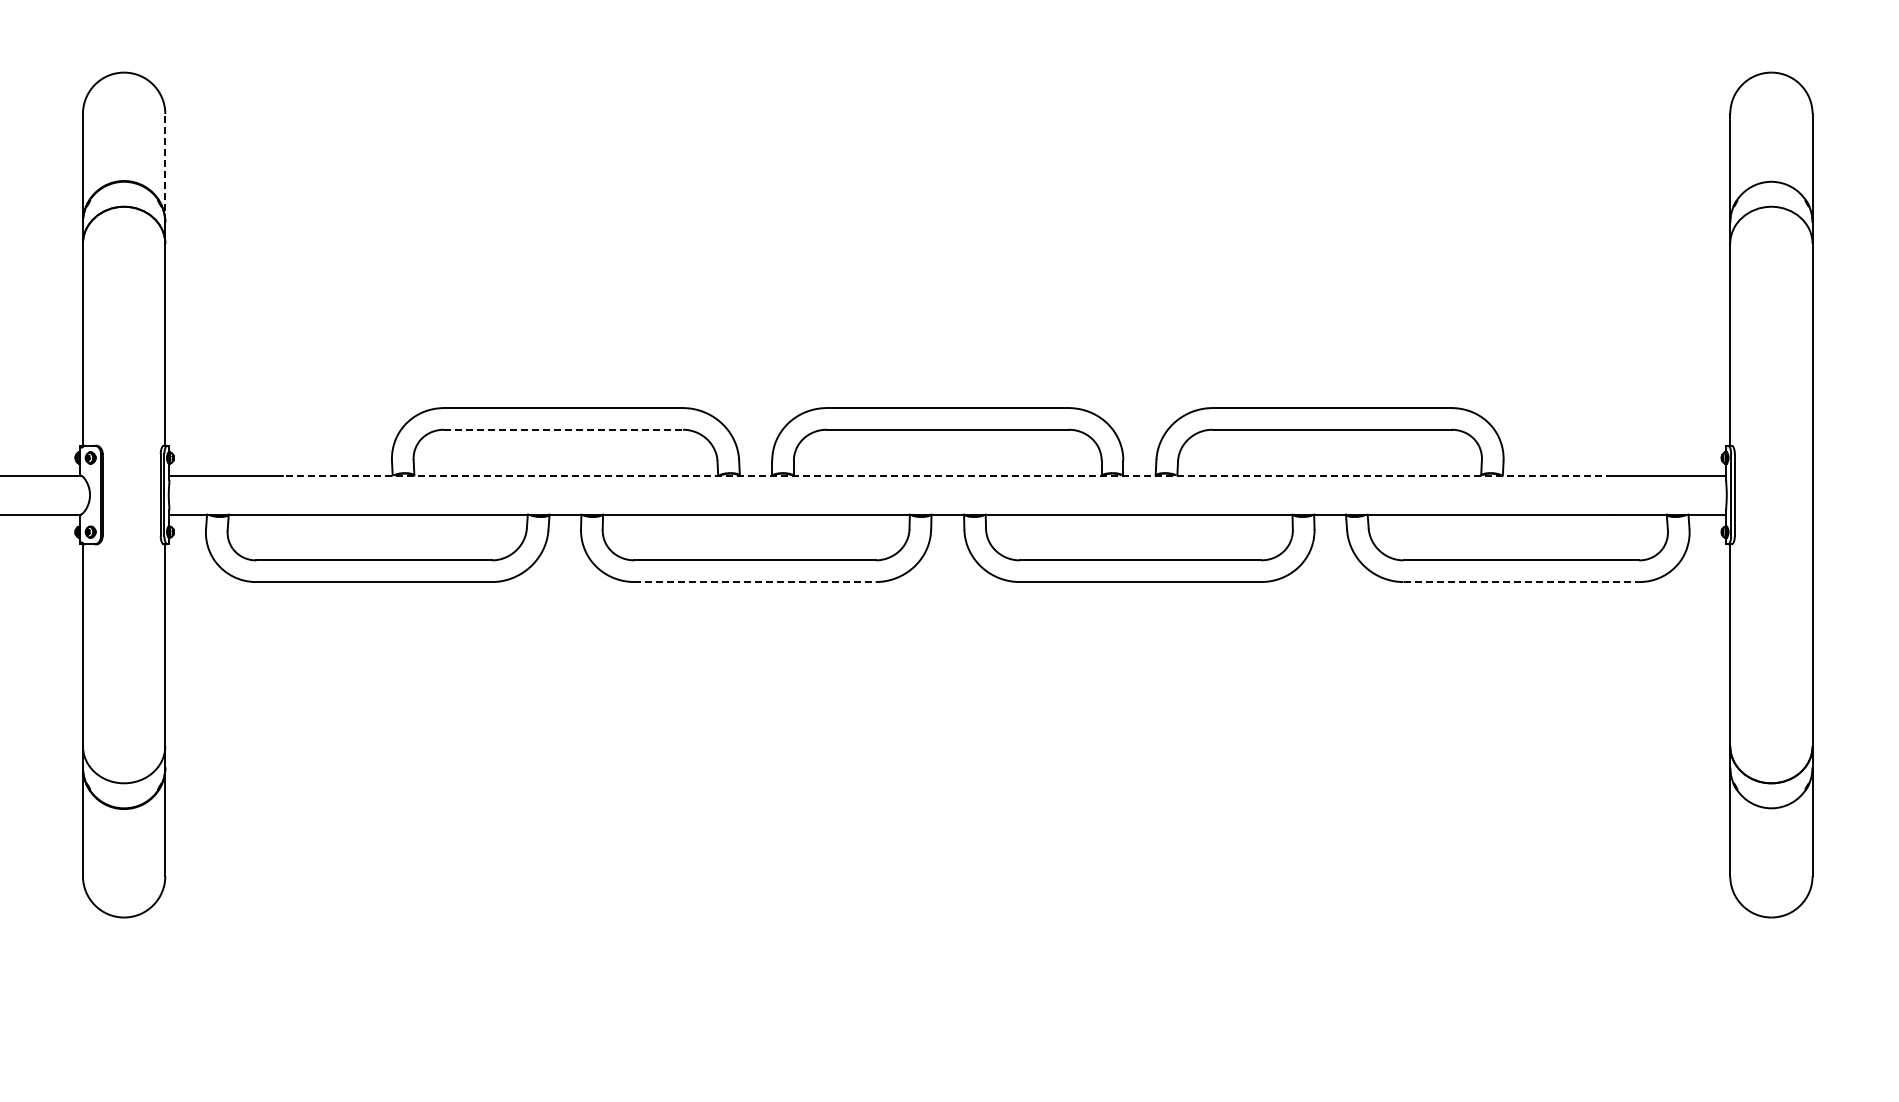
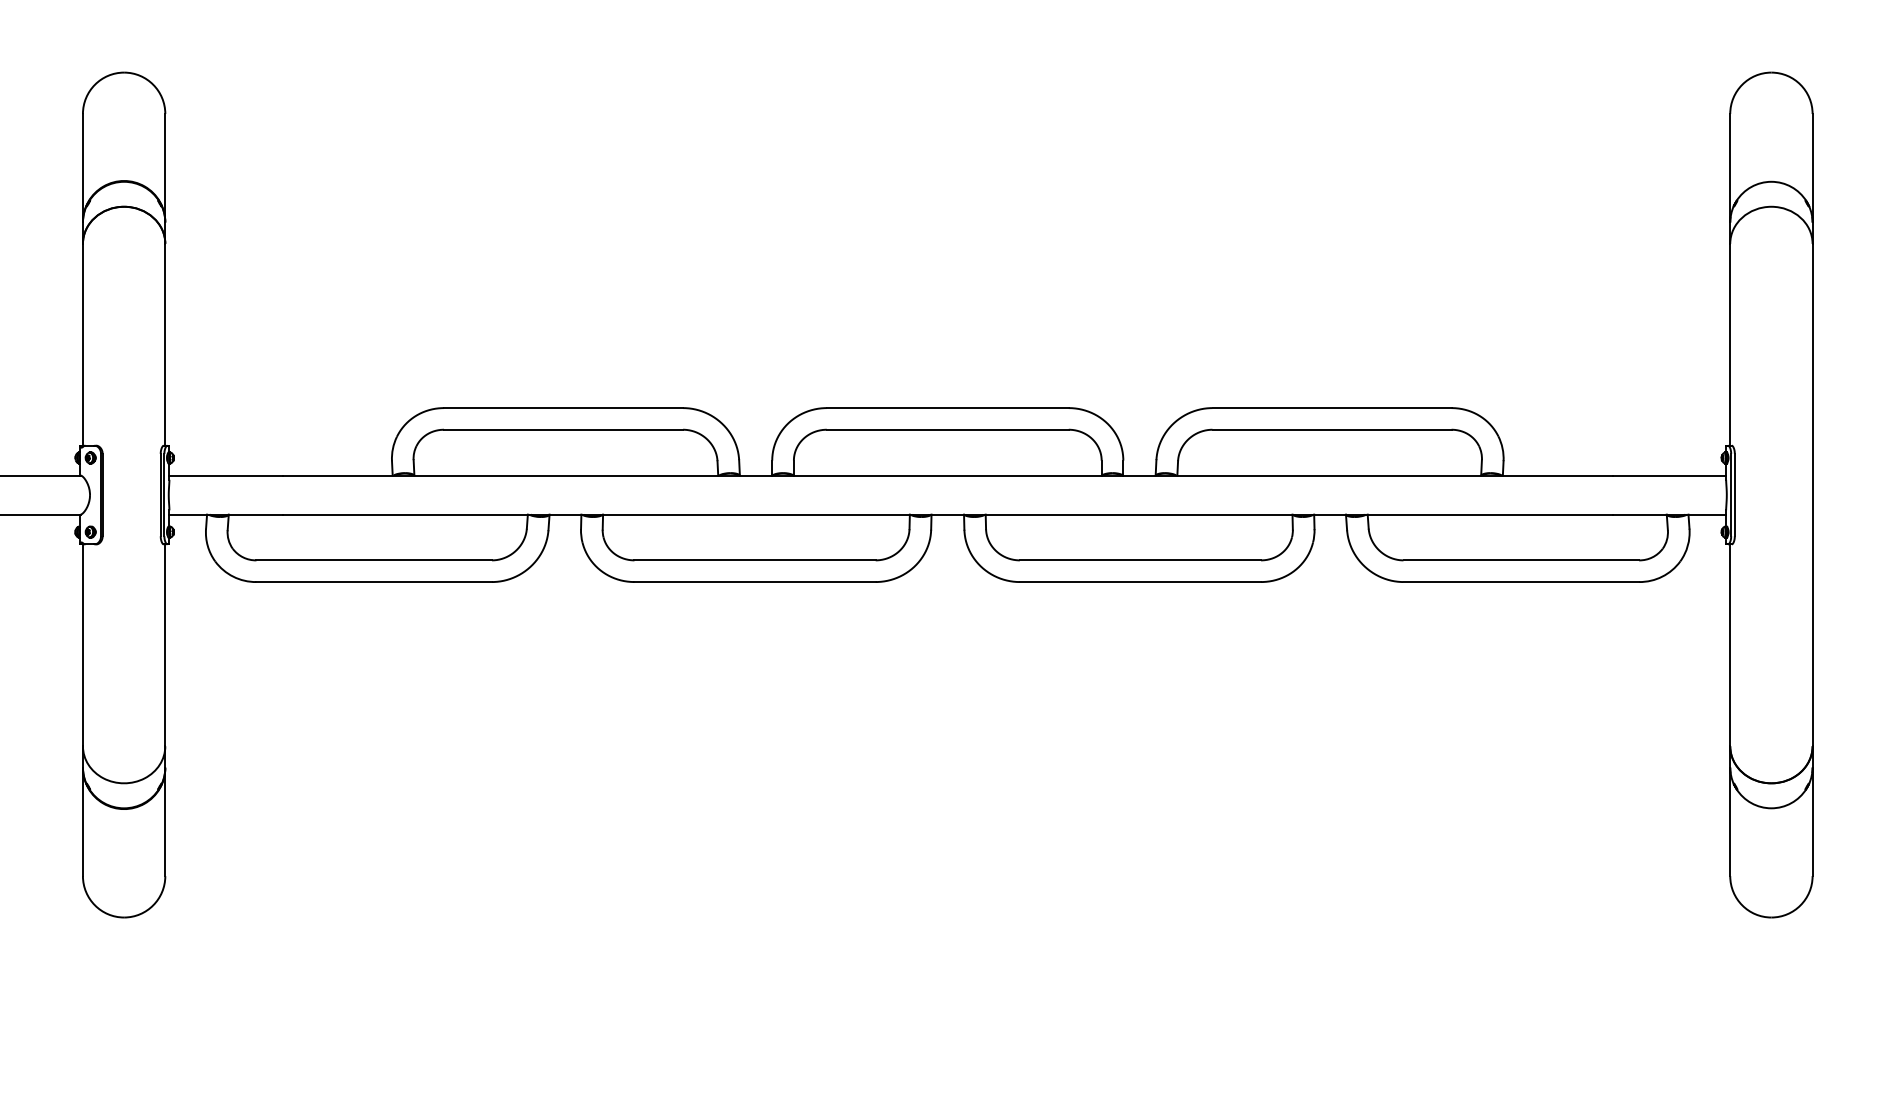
line: dashed -> solid (165, 168)
line: dashed -> solid (563, 429)
line: dashed -> solid (947, 475)
line: dashed -> solid (755, 582)
line: dashed -> solid (1521, 582)
